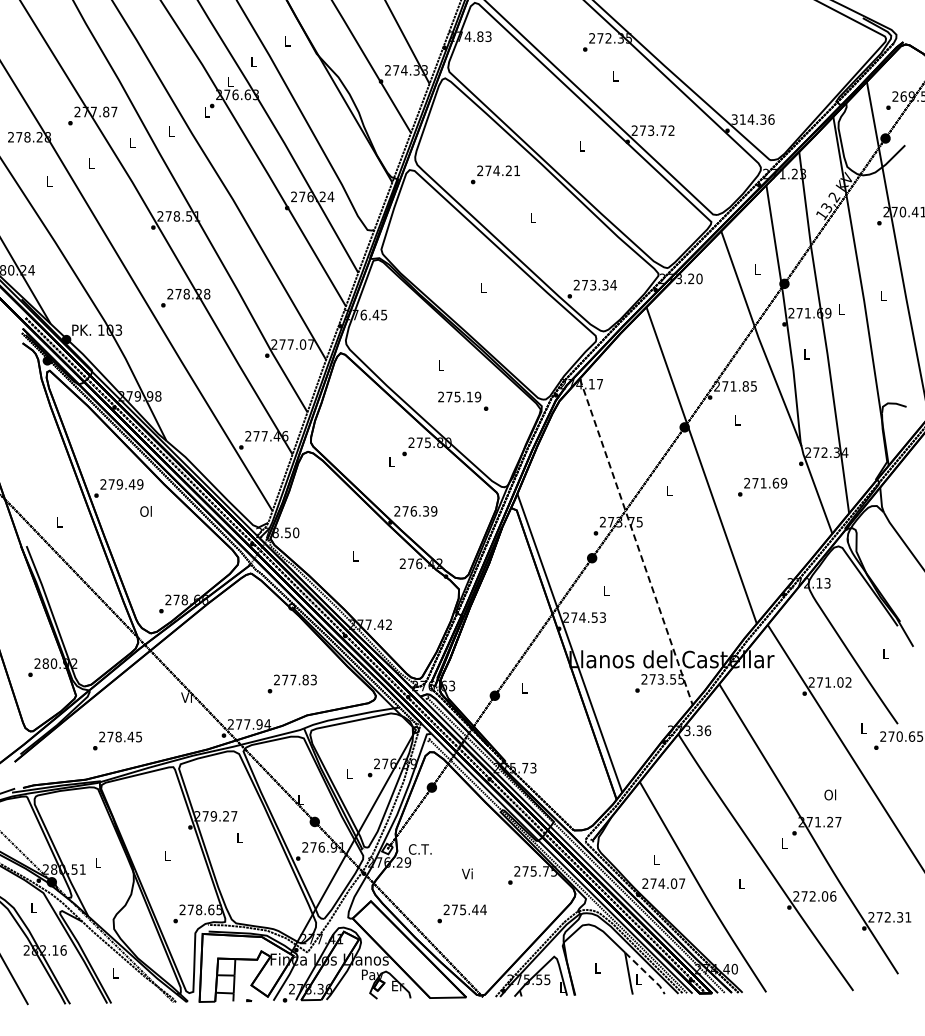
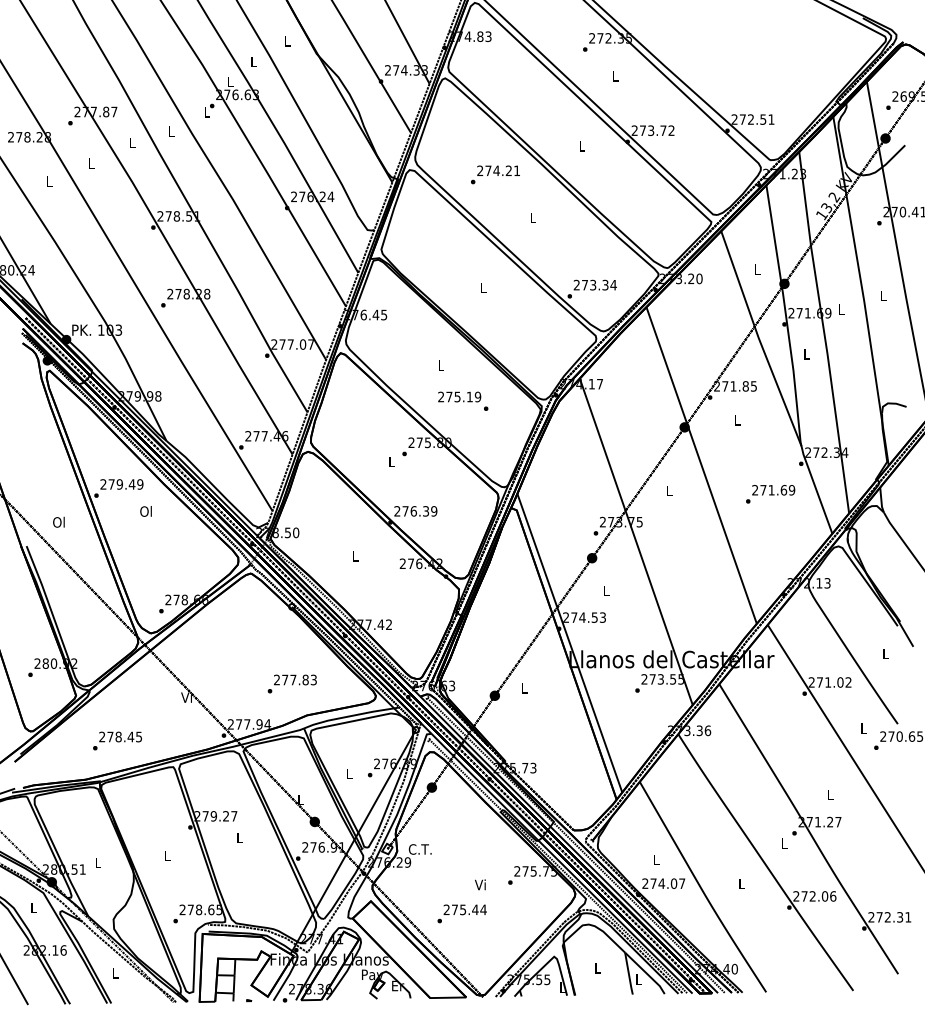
text: 314.36 -> 272.51 (752, 119)
text position: (762, 487) -> (770, 494) (770, 494)
text: L -> Ol (58, 521)
line: dashed -> solid (636, 541)
text: Ol -> L (830, 794)
text position: (467, 873) -> (480, 884) (480, 884)
line: dashed -> solid (646, 973)
